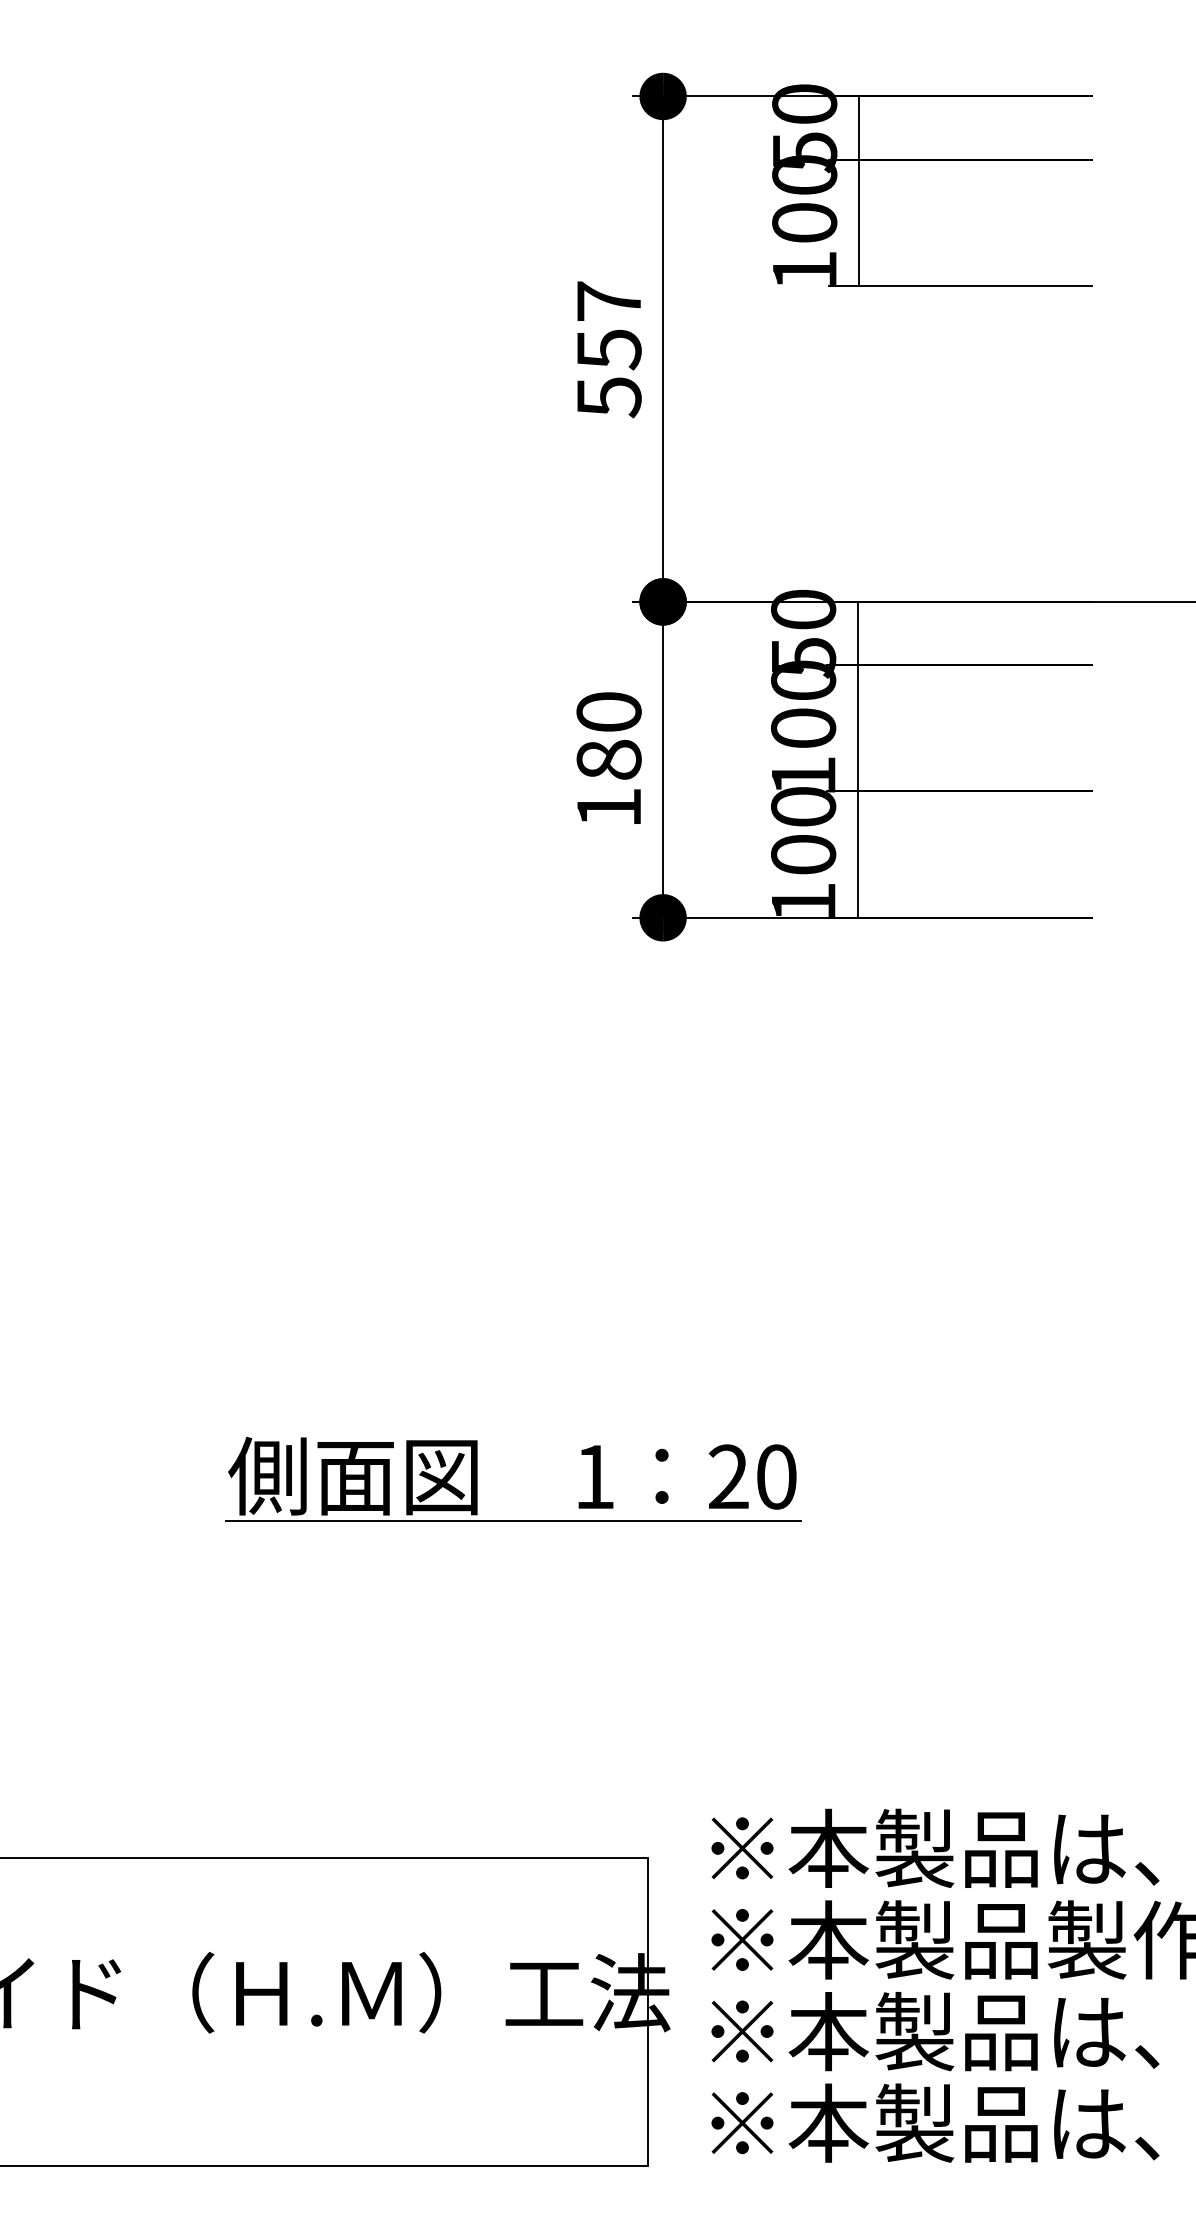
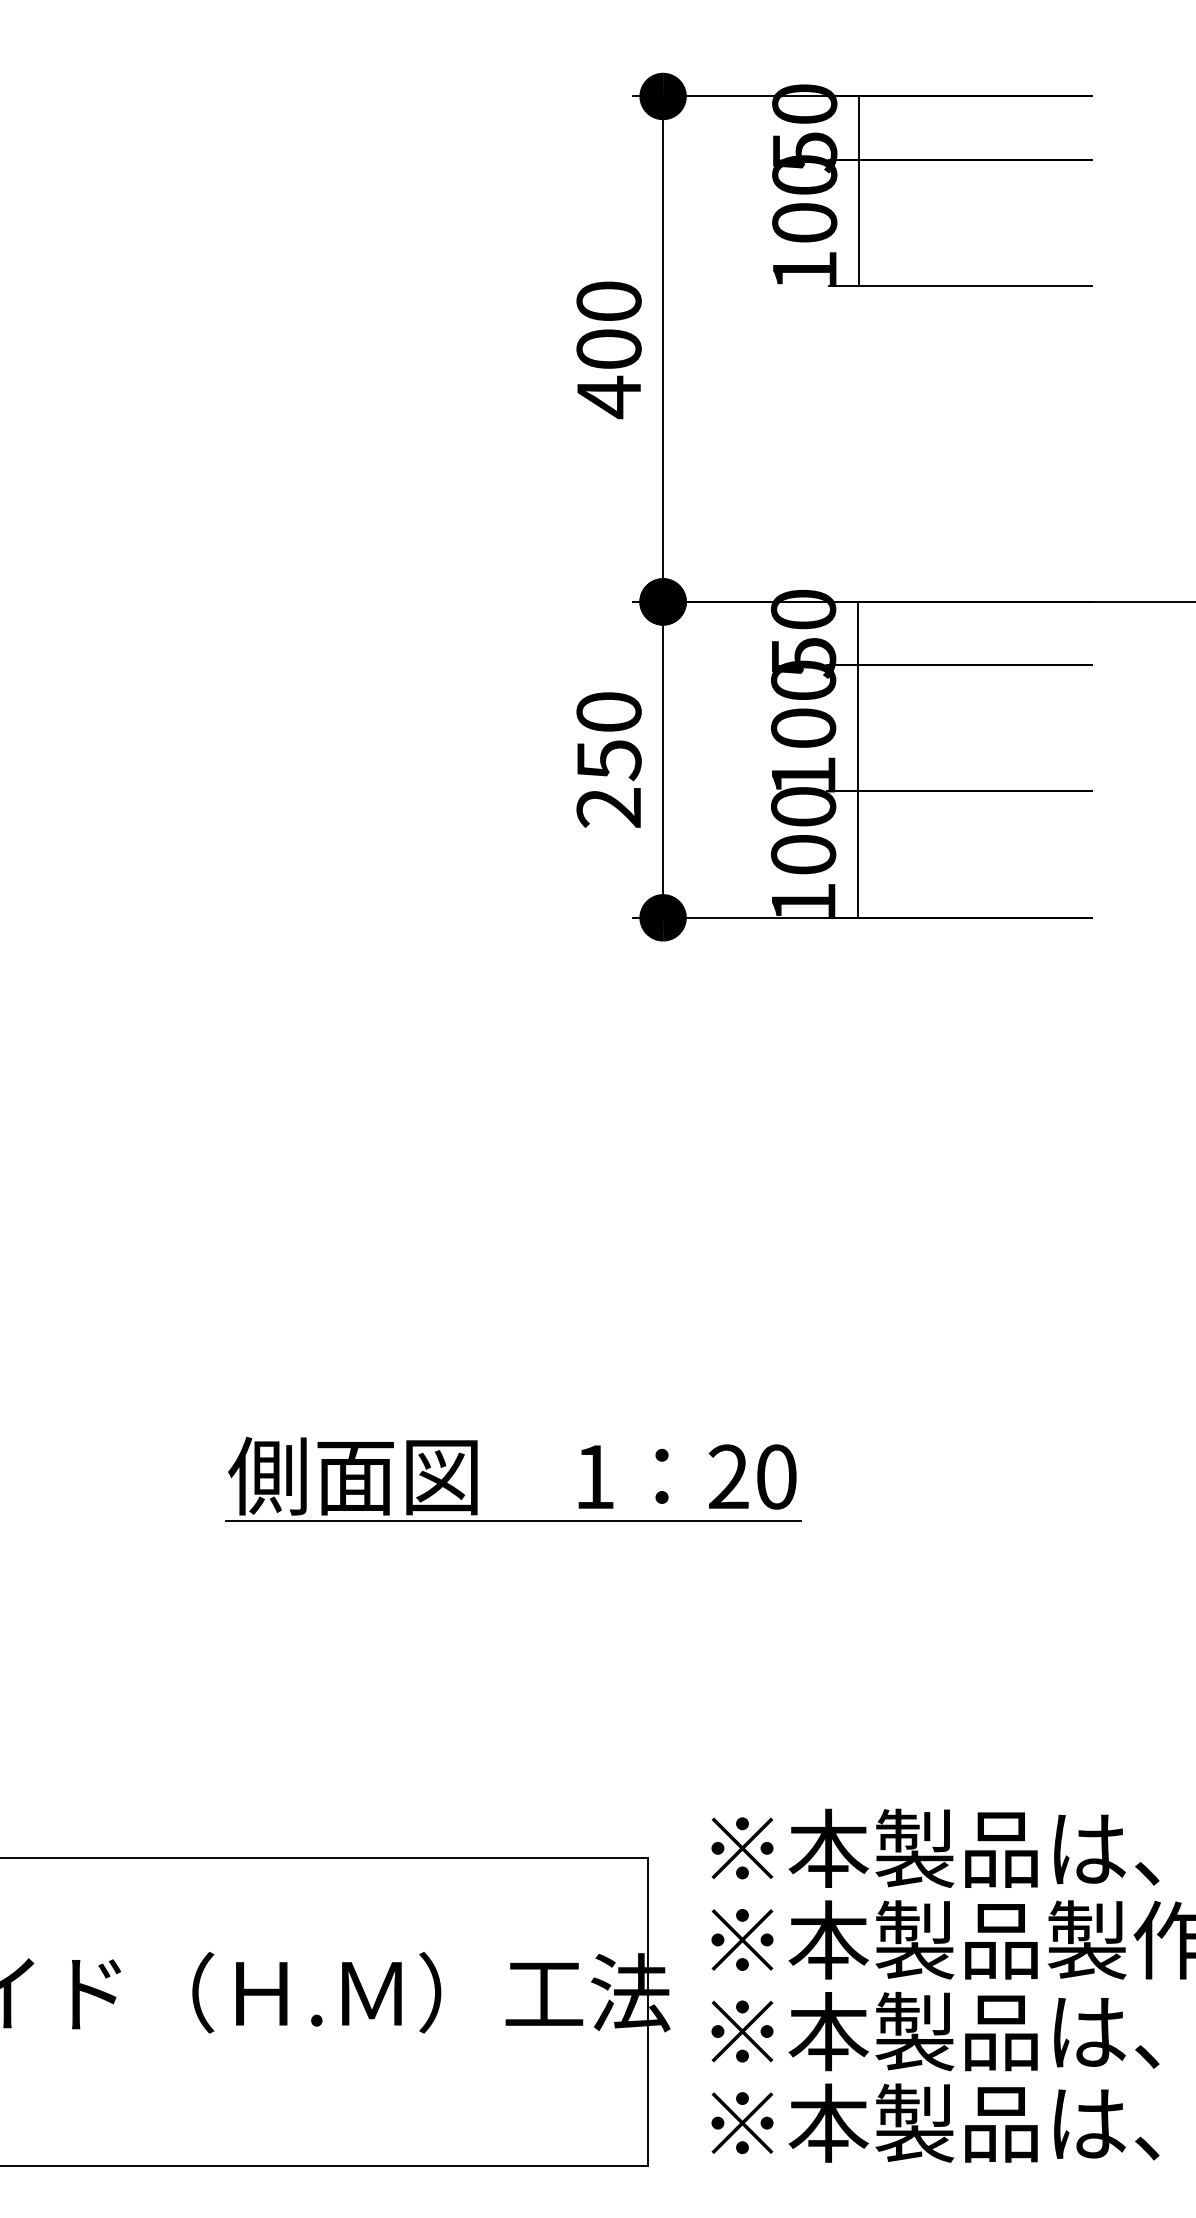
text: 557 -> 400 (608, 350)
text: 180 -> 250 (608, 783)
